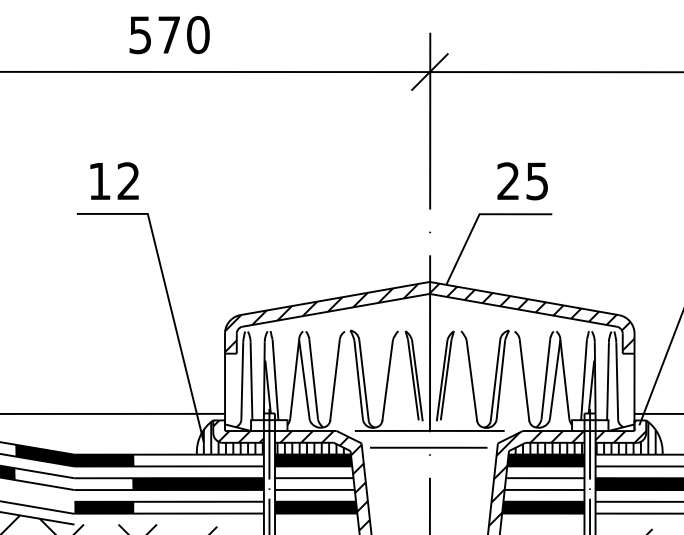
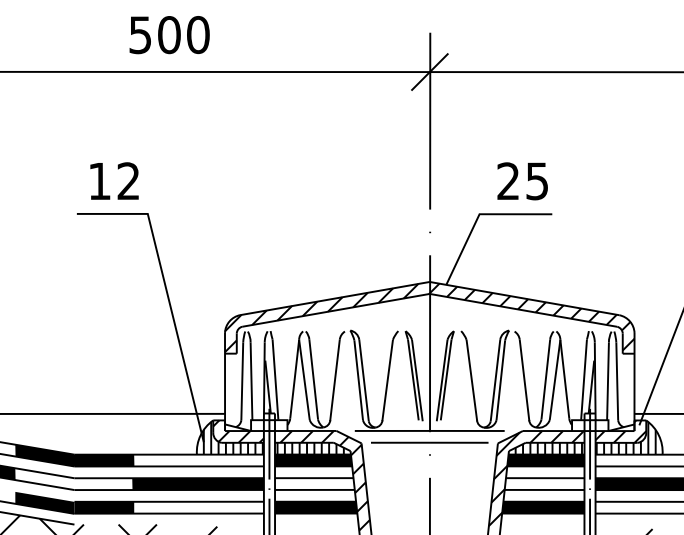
text: 570 -> 500 (169, 35)
line position: (428, 447) -> (429, 442) (429, 442)
fill: none -> present (44, 502)
